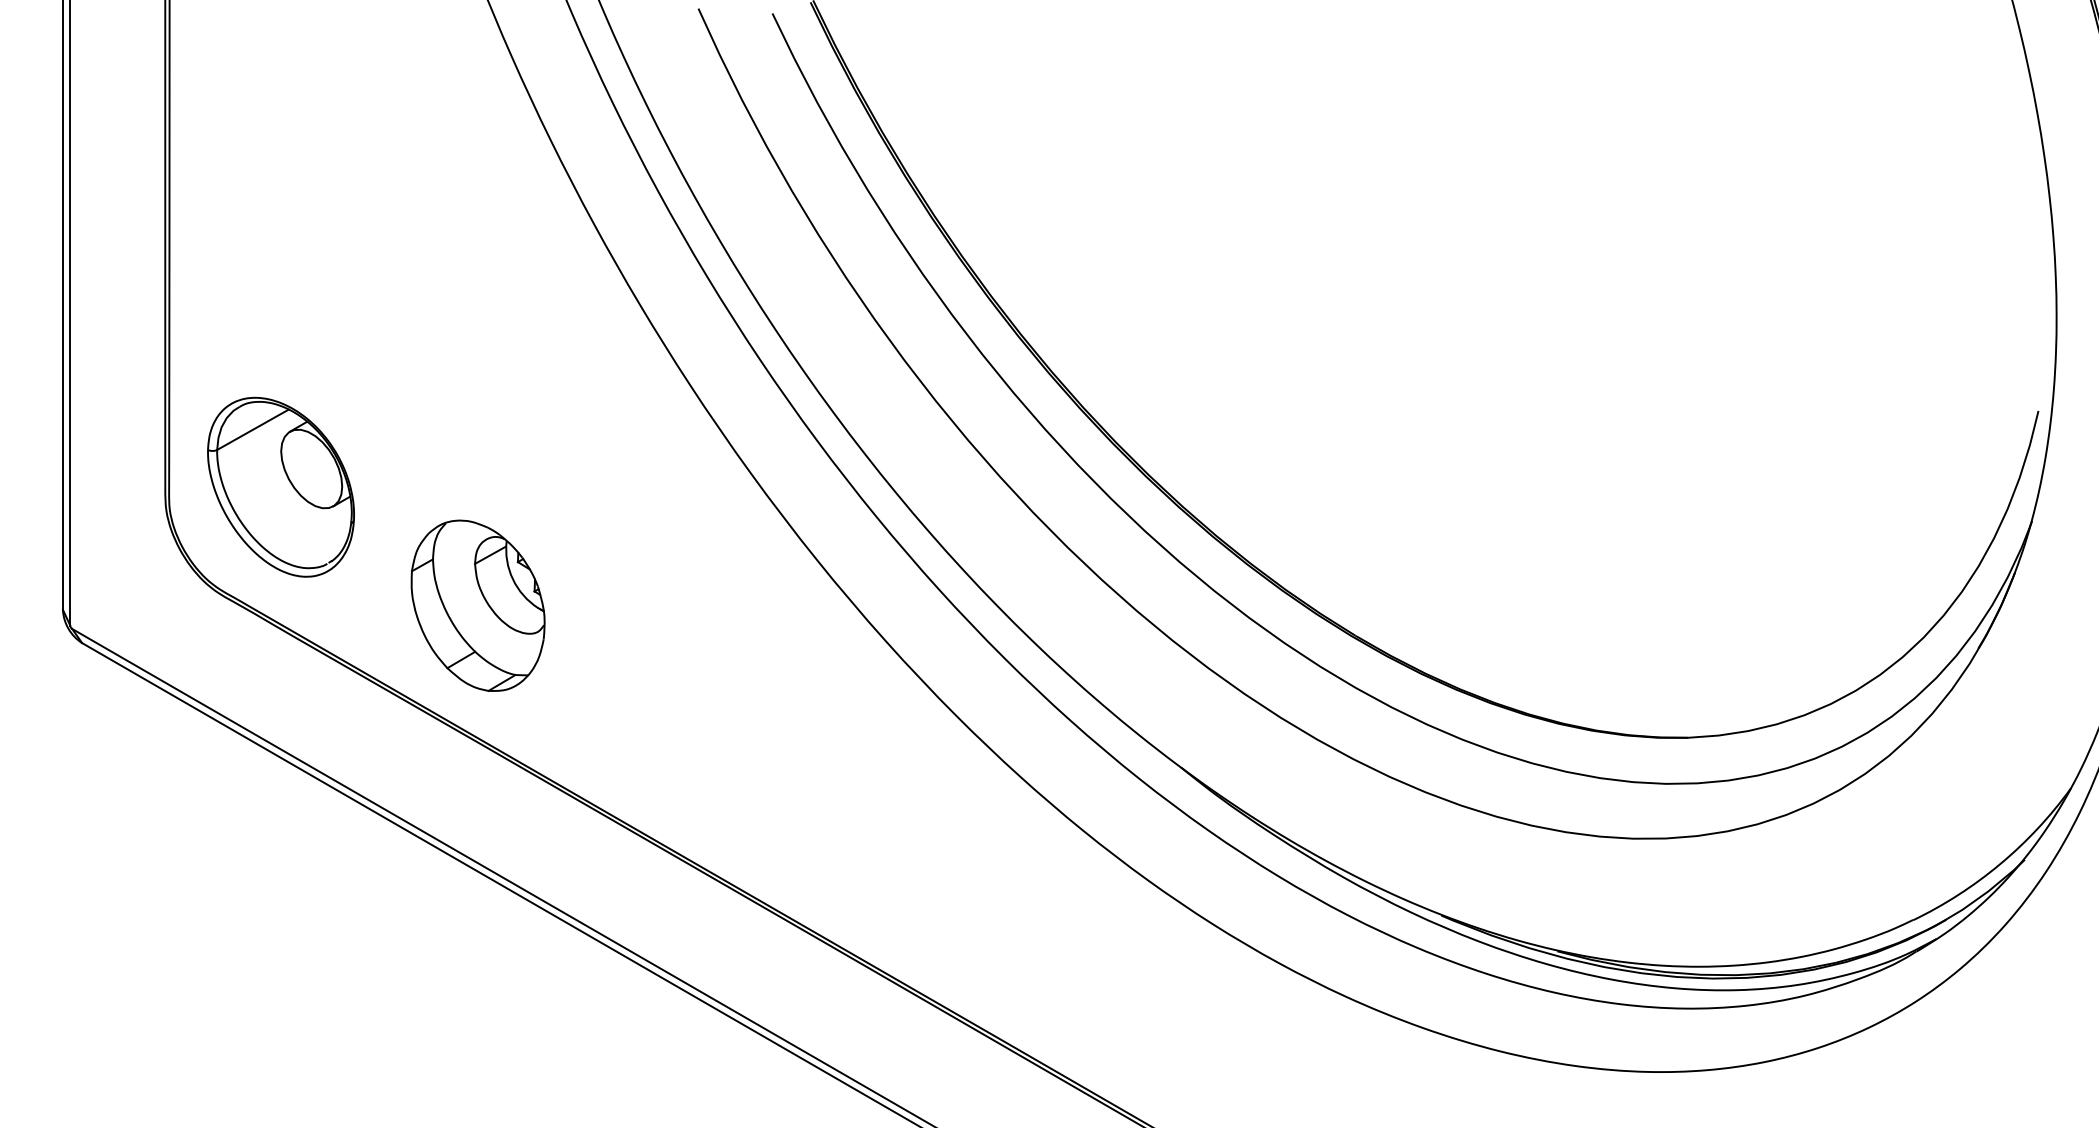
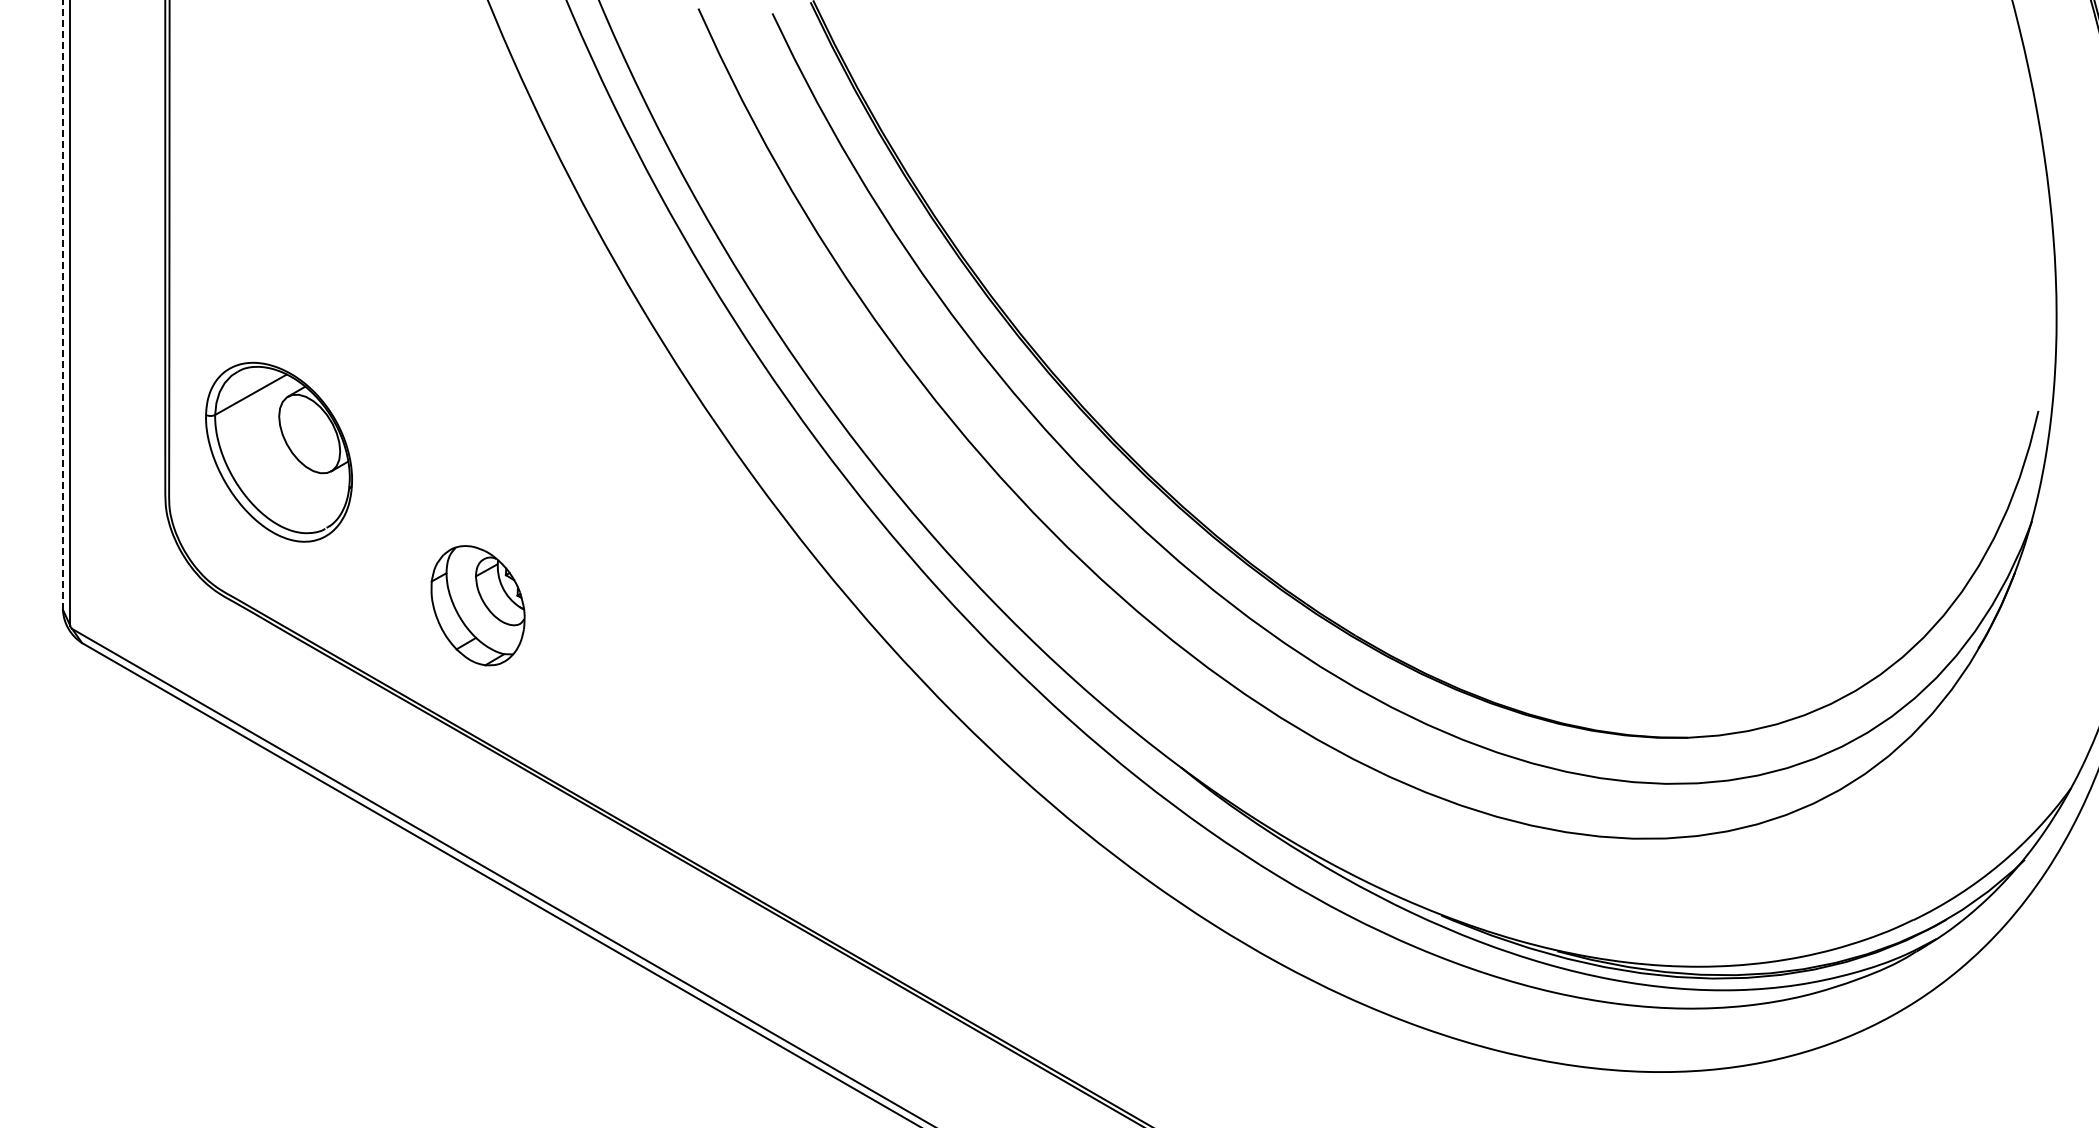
line: solid -> dashed (62, 304)
part position: (280, 486) -> (278, 451) (278, 451)
part size: 136x173 px -> 96x122 px (477, 605)
